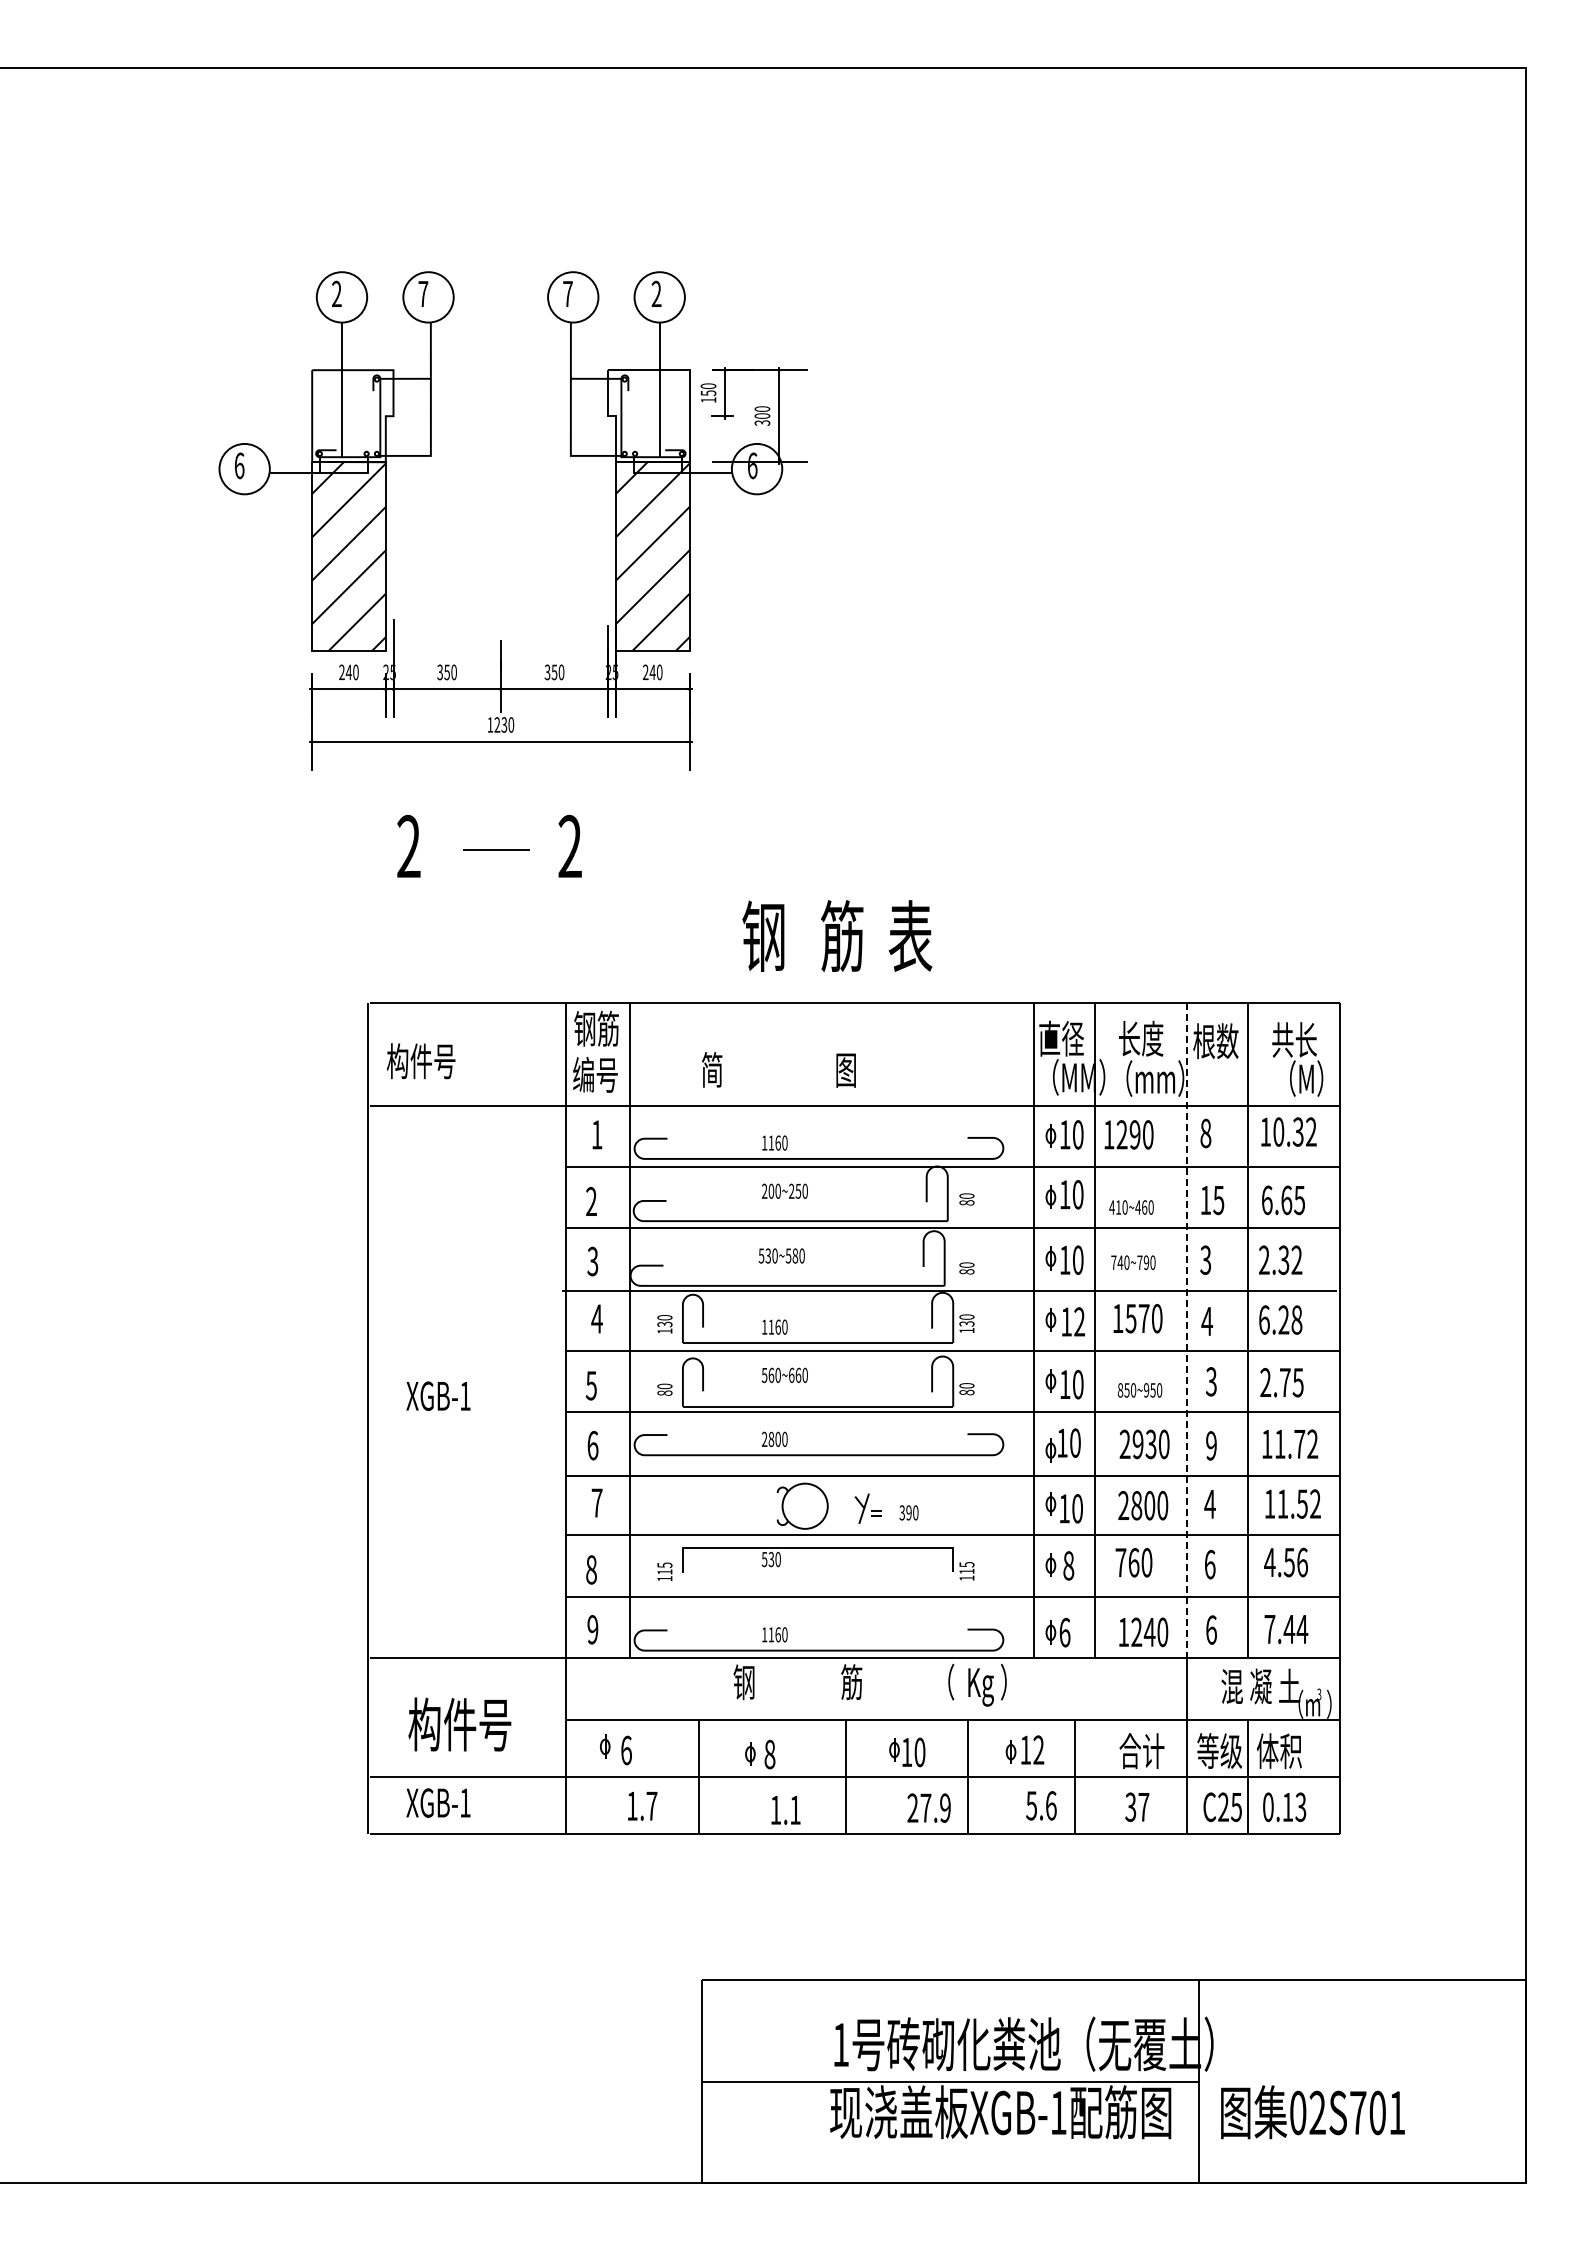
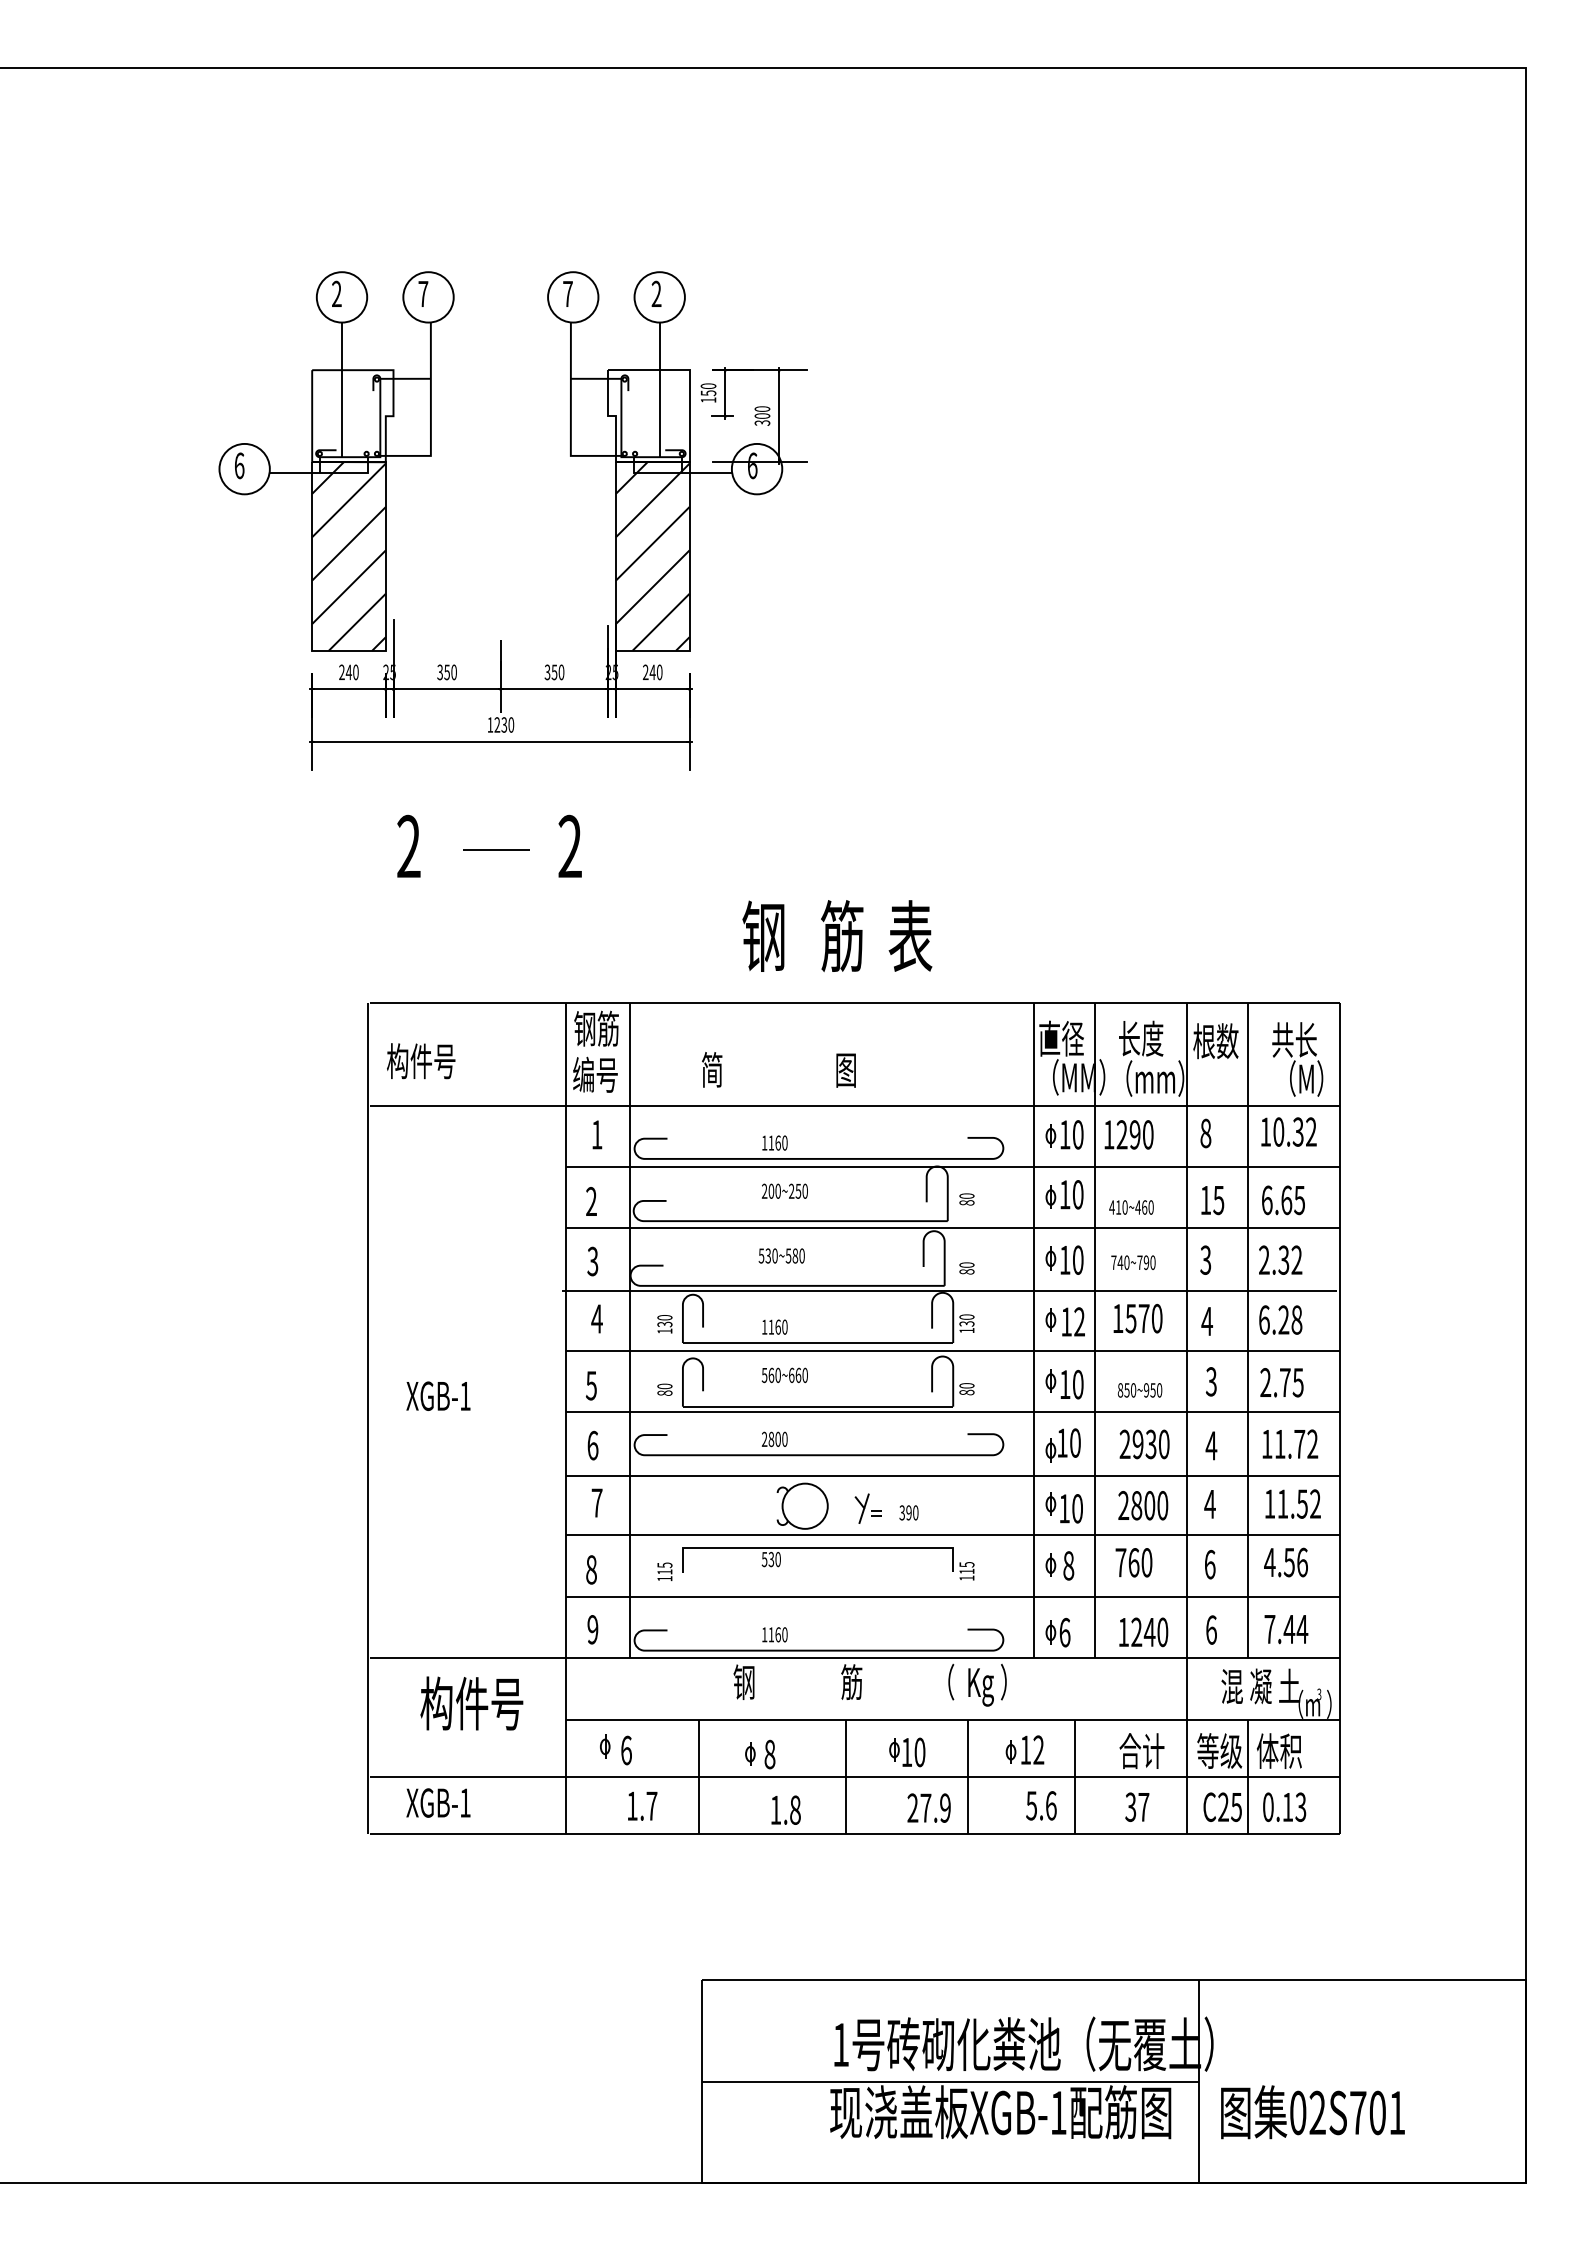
line: dashed -> solid (1187, 1331)
text: 9 -> 4 (1211, 1445)
text position: (459, 1724) -> (471, 1703) (471, 1703)
text: 1.1 -> 1.8 (795, 1809)
